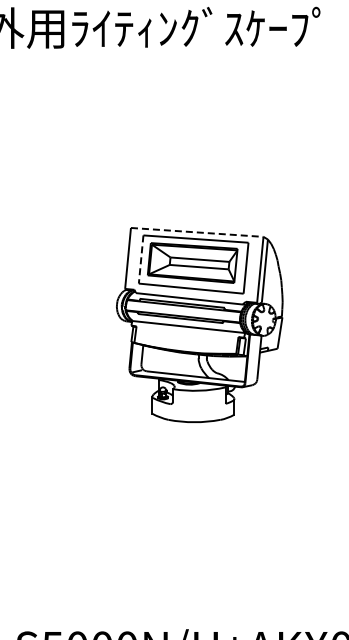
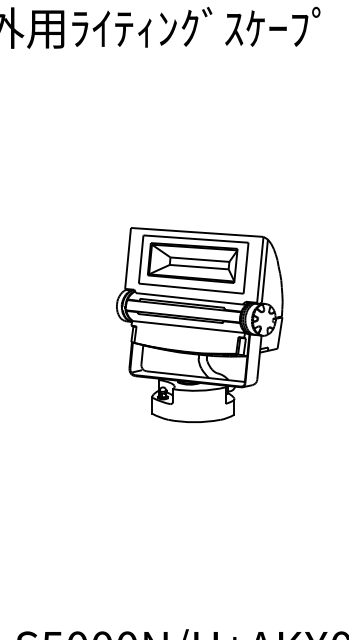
line: dashed -> solid (197, 232)
line: dashed -> solid (141, 260)
